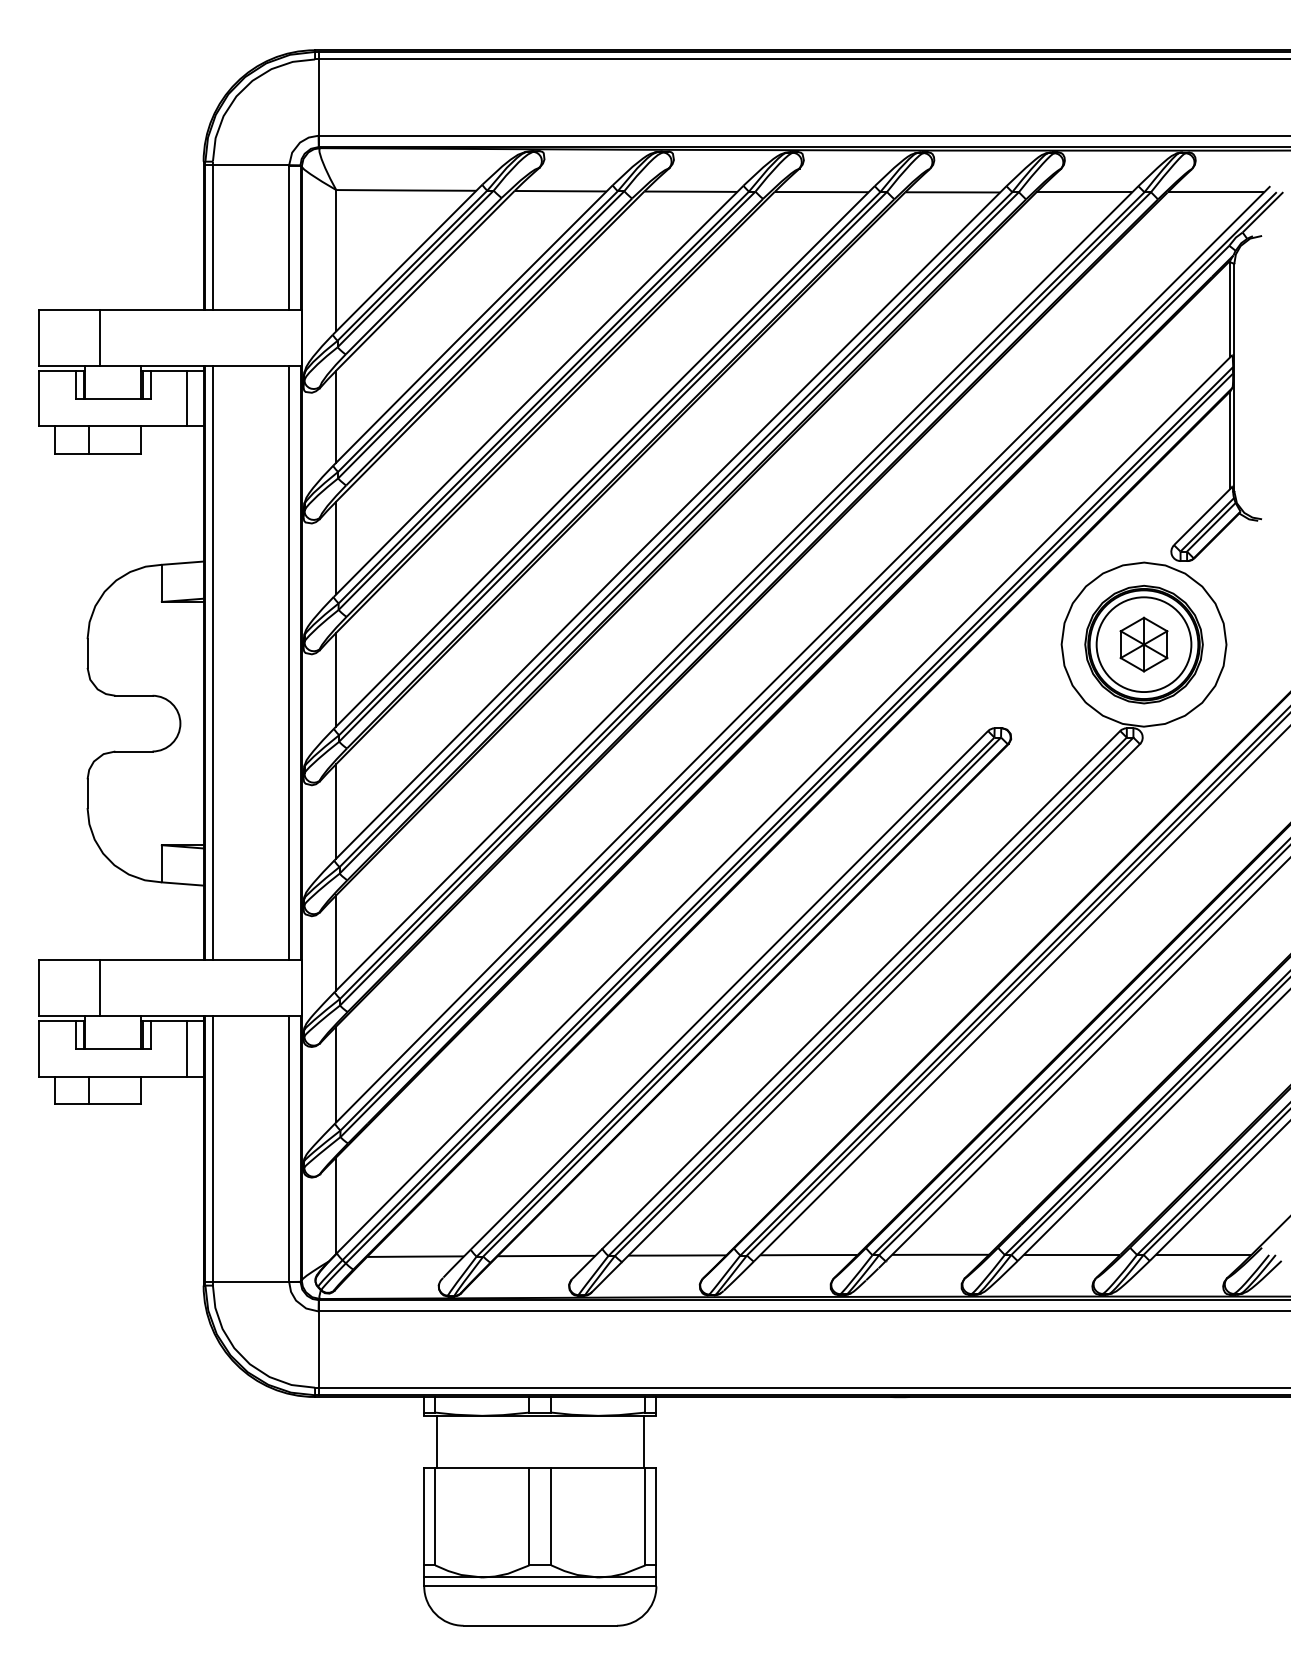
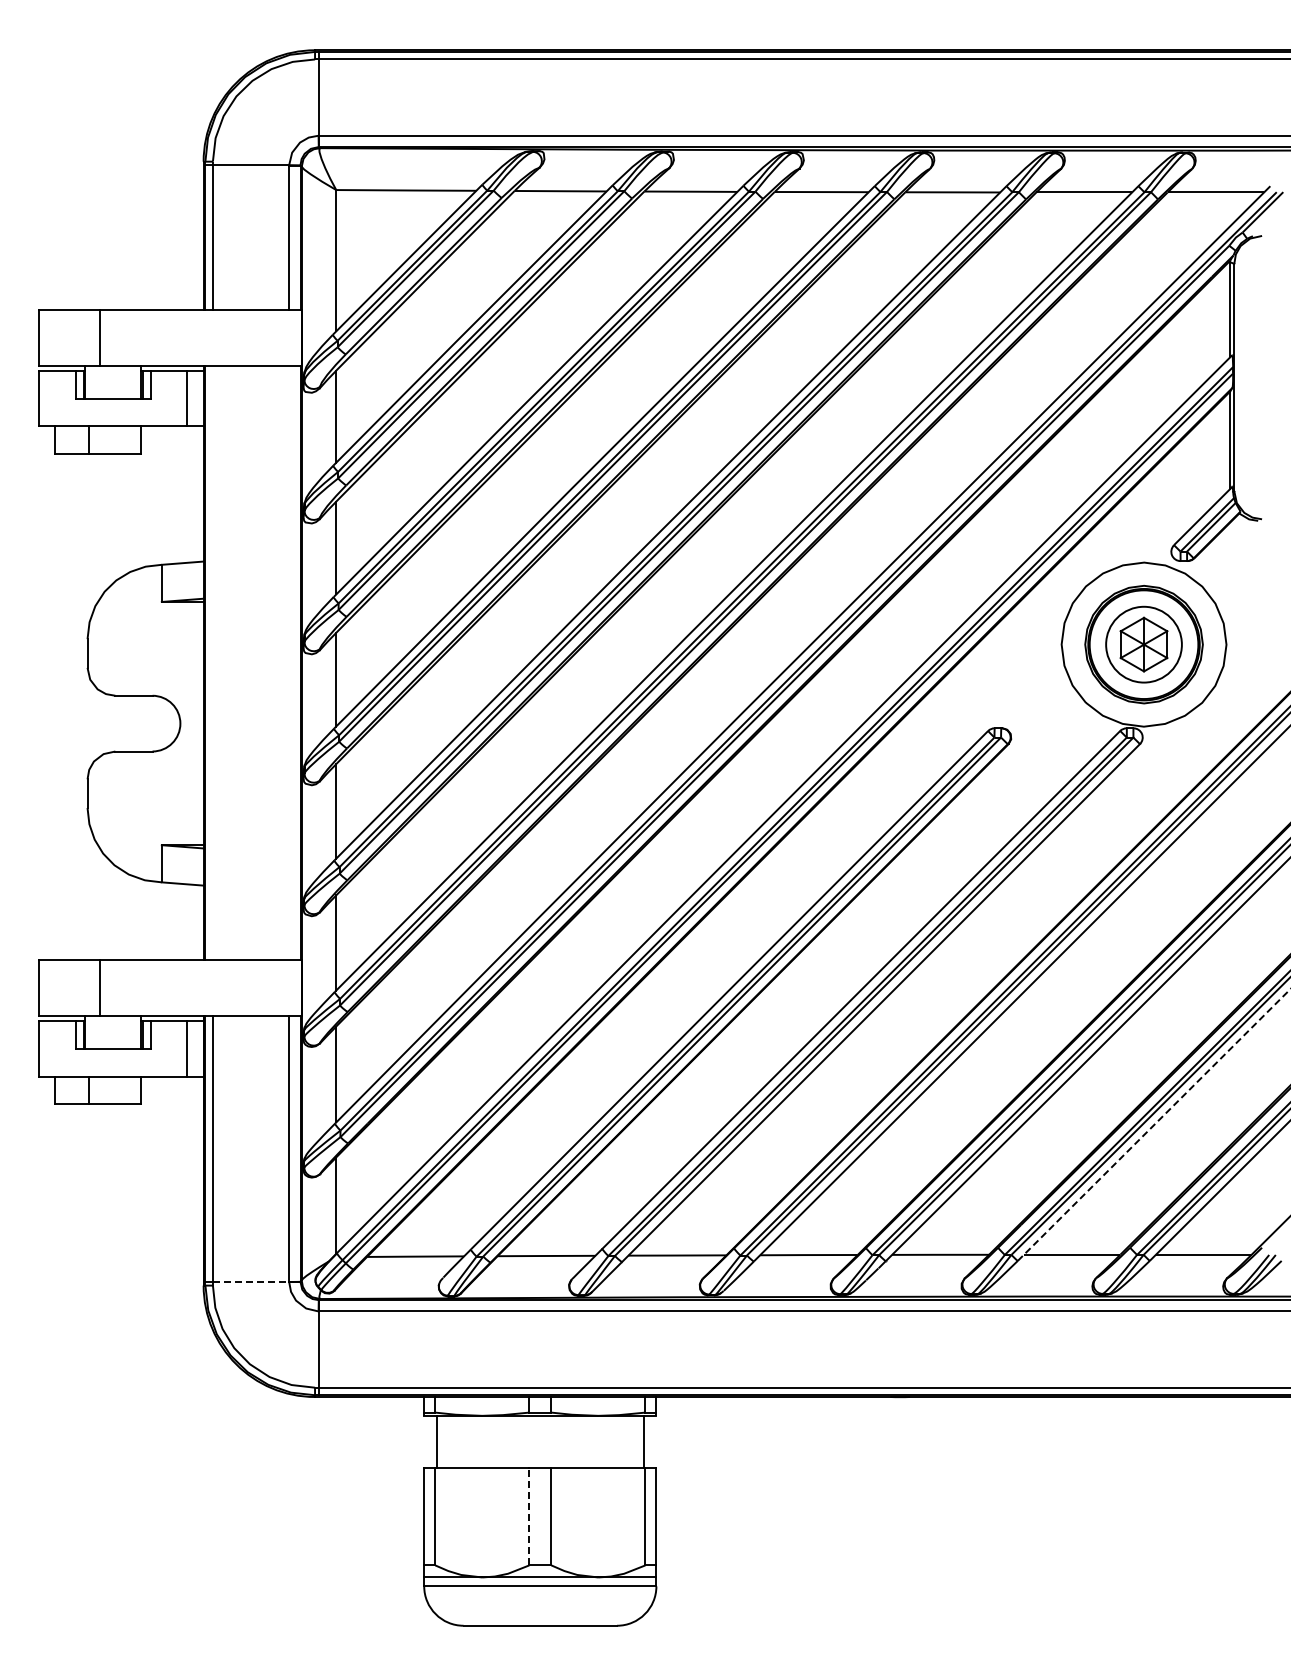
circle diameter: 95 px -> 76 px (1143, 644)
line: present -> none (212, 663)
line: present -> none (289, 663)
line: solid -> dashed (1154, 1124)
line: solid -> dashed (251, 1282)
line: solid -> dashed (529, 1516)
